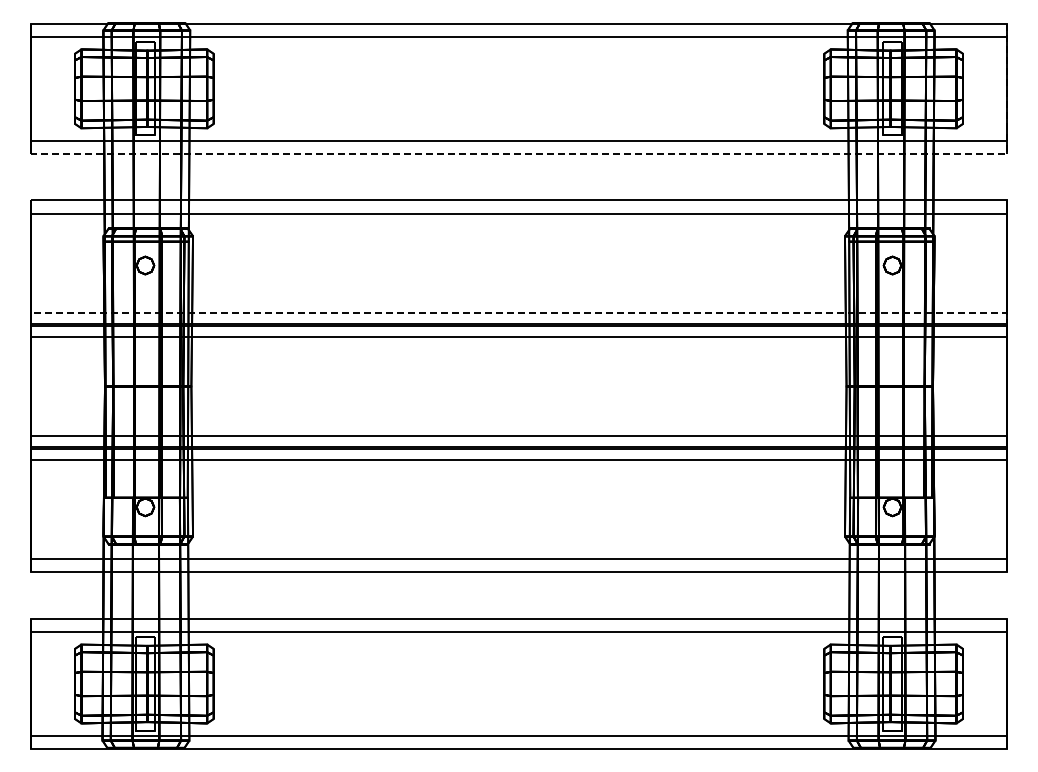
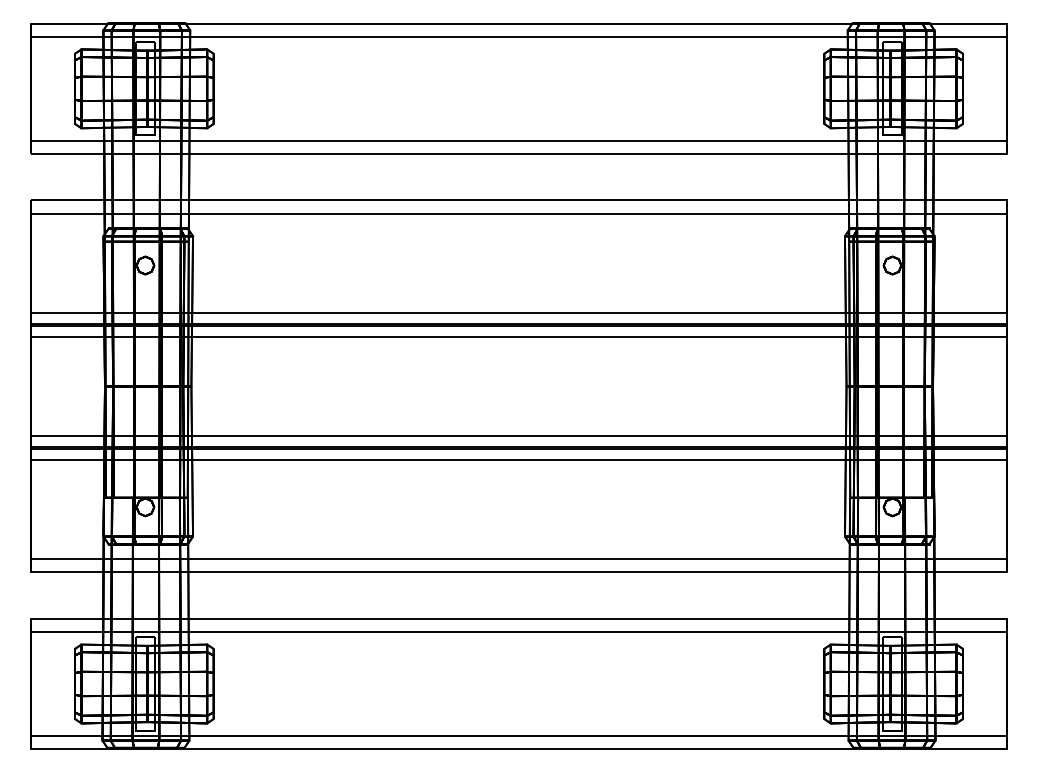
line: dashed -> solid (584, 153)
line: dashed -> solid (525, 312)
